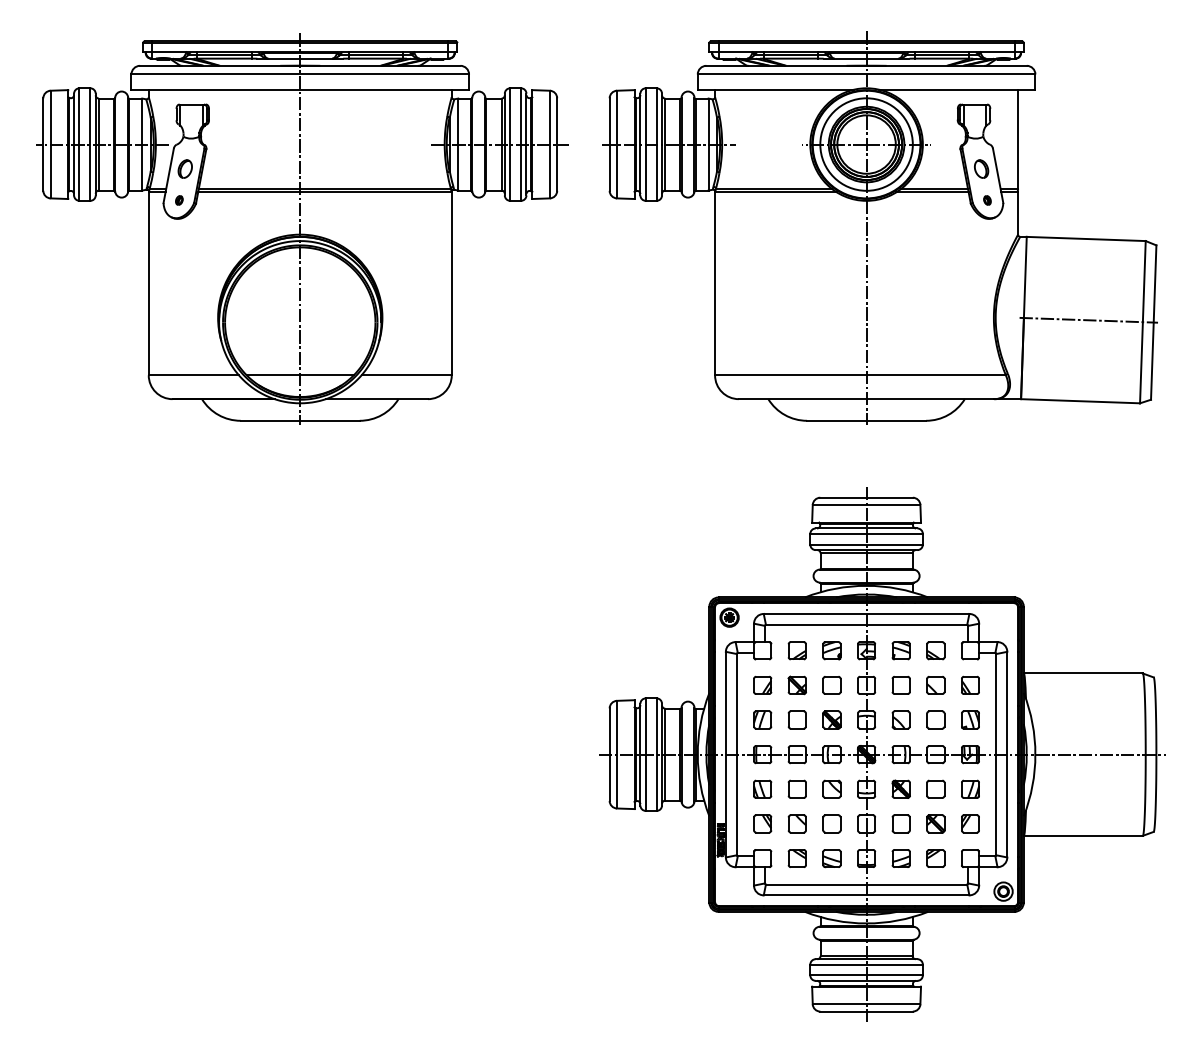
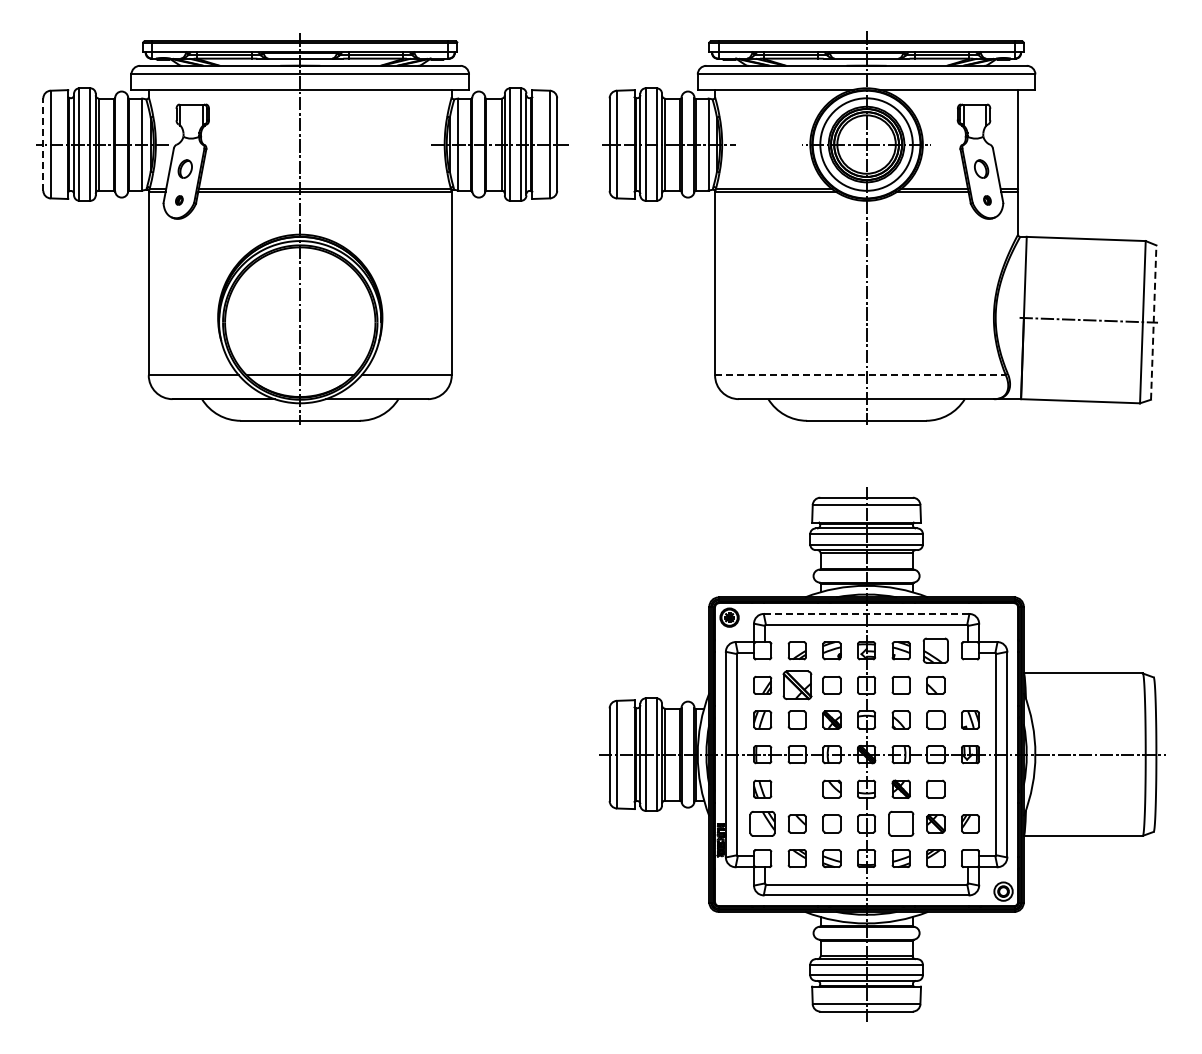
line: solid -> dashed (43, 144)
line: solid -> dashed (1153, 322)
line: solid -> dashed (860, 375)
line: solid -> dashed (866, 613)
part size: 20x20 px -> 27x27 px (935, 650)
part: present -> none (970, 684)
part size: 20x21 px -> 31x31 px (797, 685)
part: present -> none (796, 788)
part: present -> none (970, 788)
part size: 20x20 px -> 27x26 px (762, 823)
part size: 20x20 px -> 27x26 px (901, 823)
